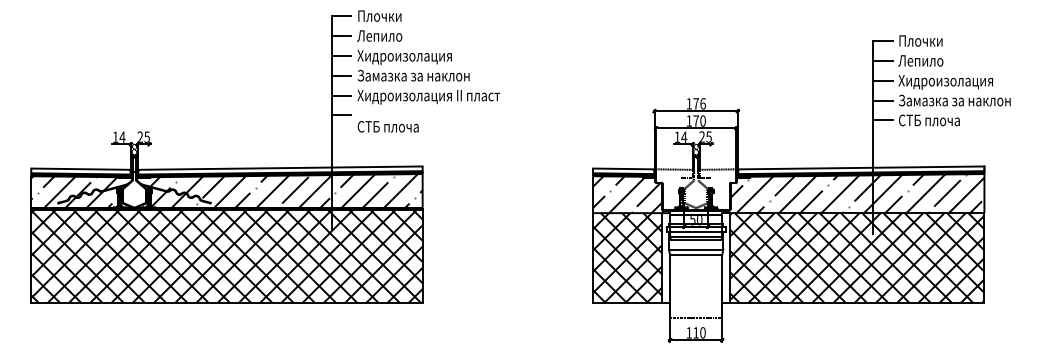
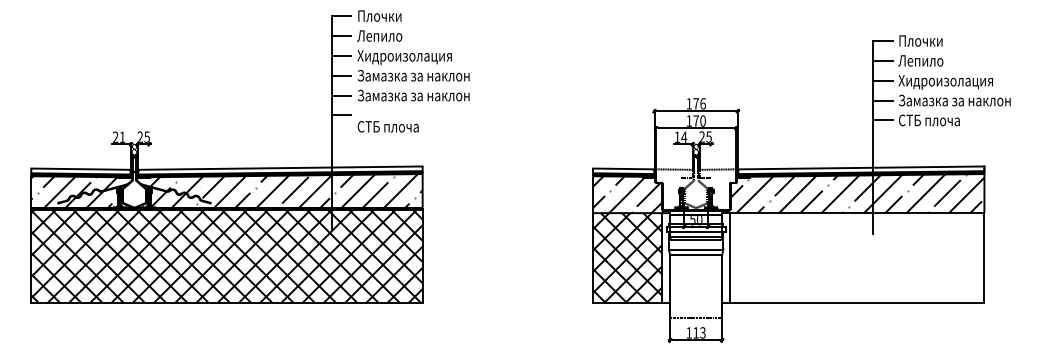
text: Хидроизолация II пласт -> Замазка за наклон (428, 96)
text: 14 -> 21 (118, 136)
hatch: present -> none (857, 258)
text: 110 -> 113 (702, 332)
